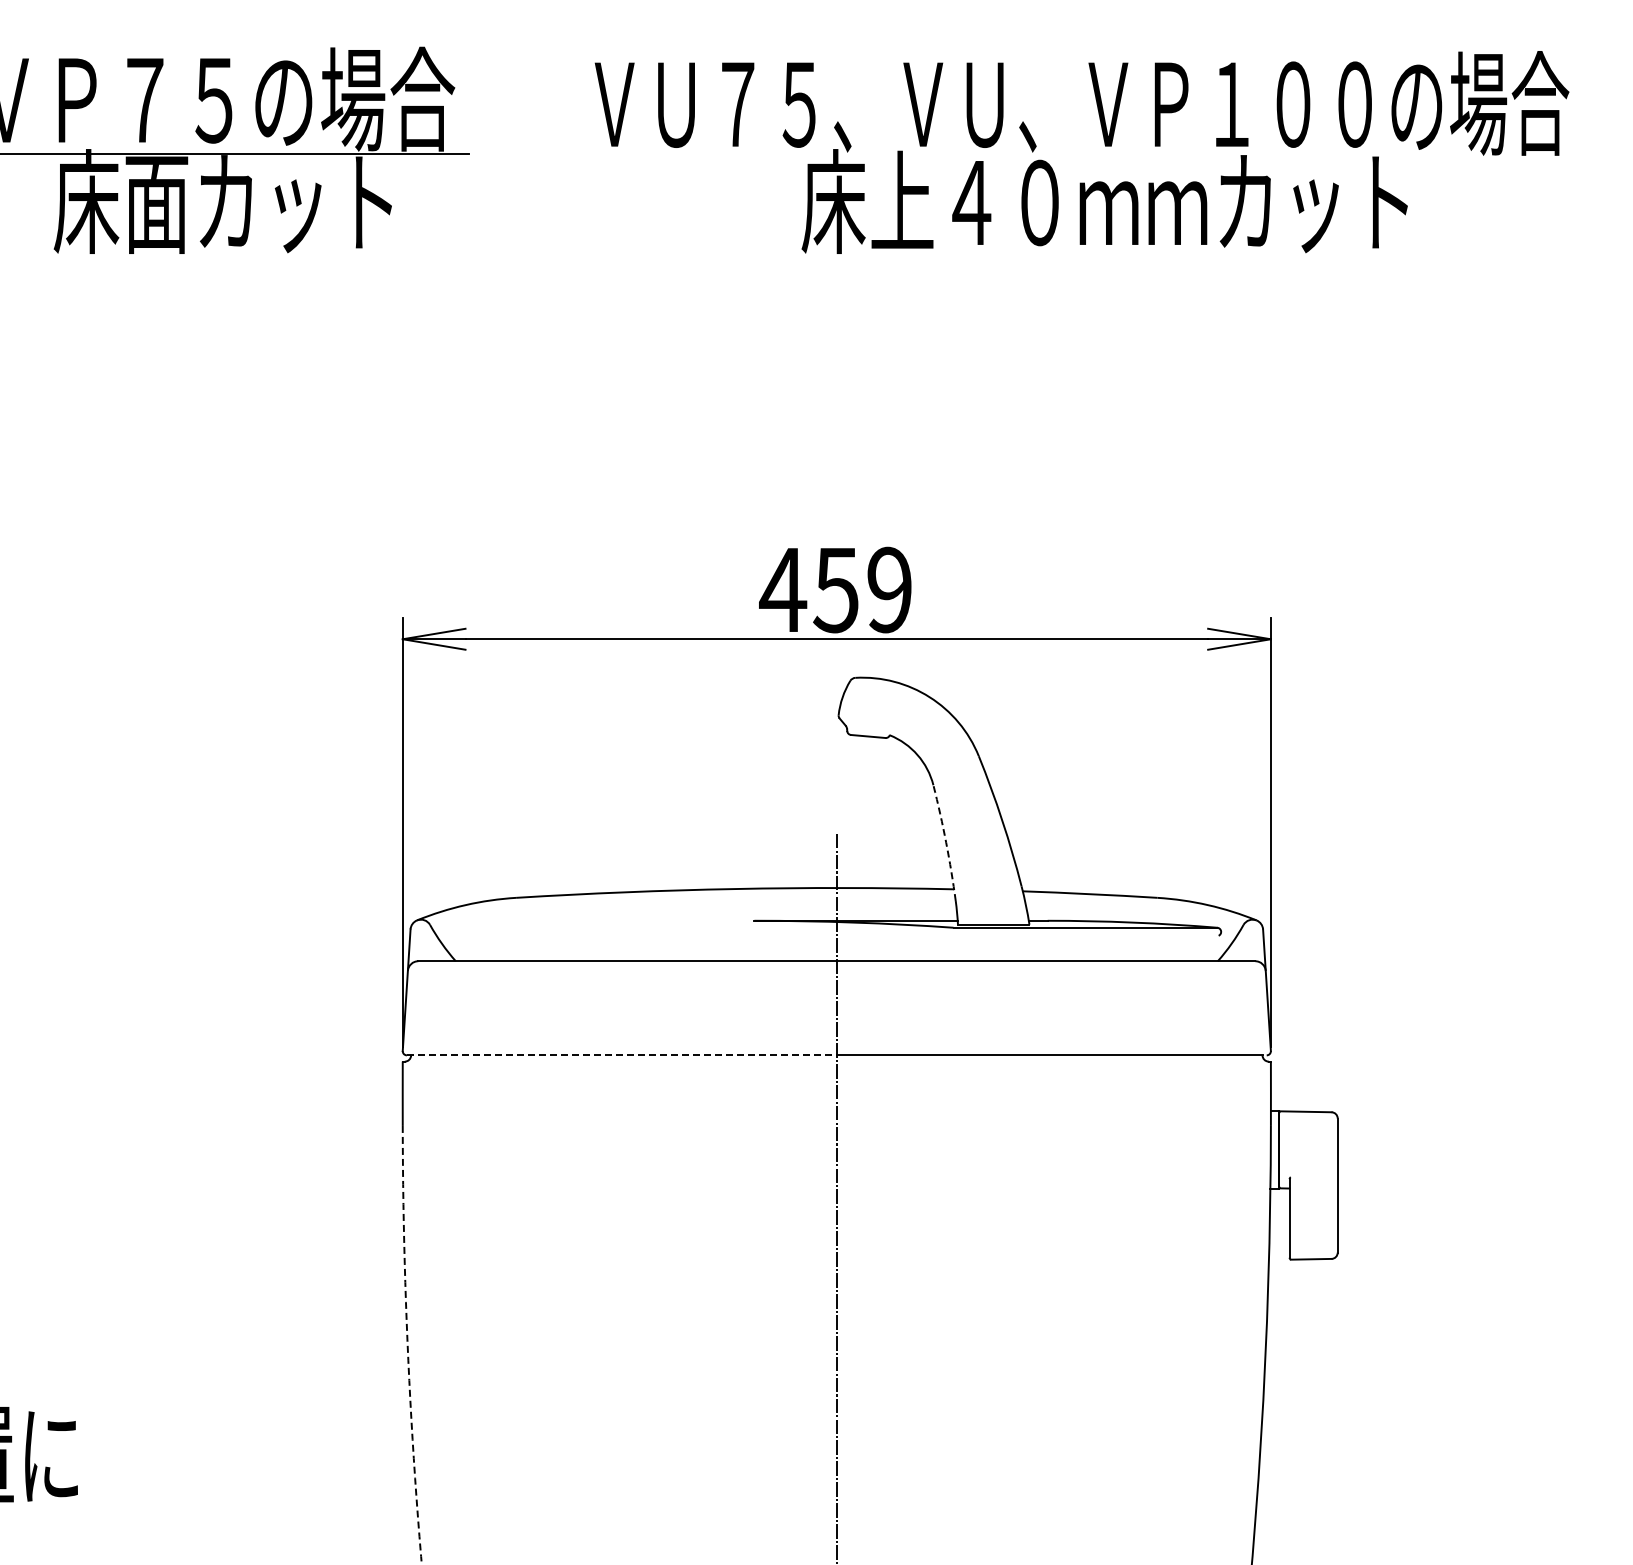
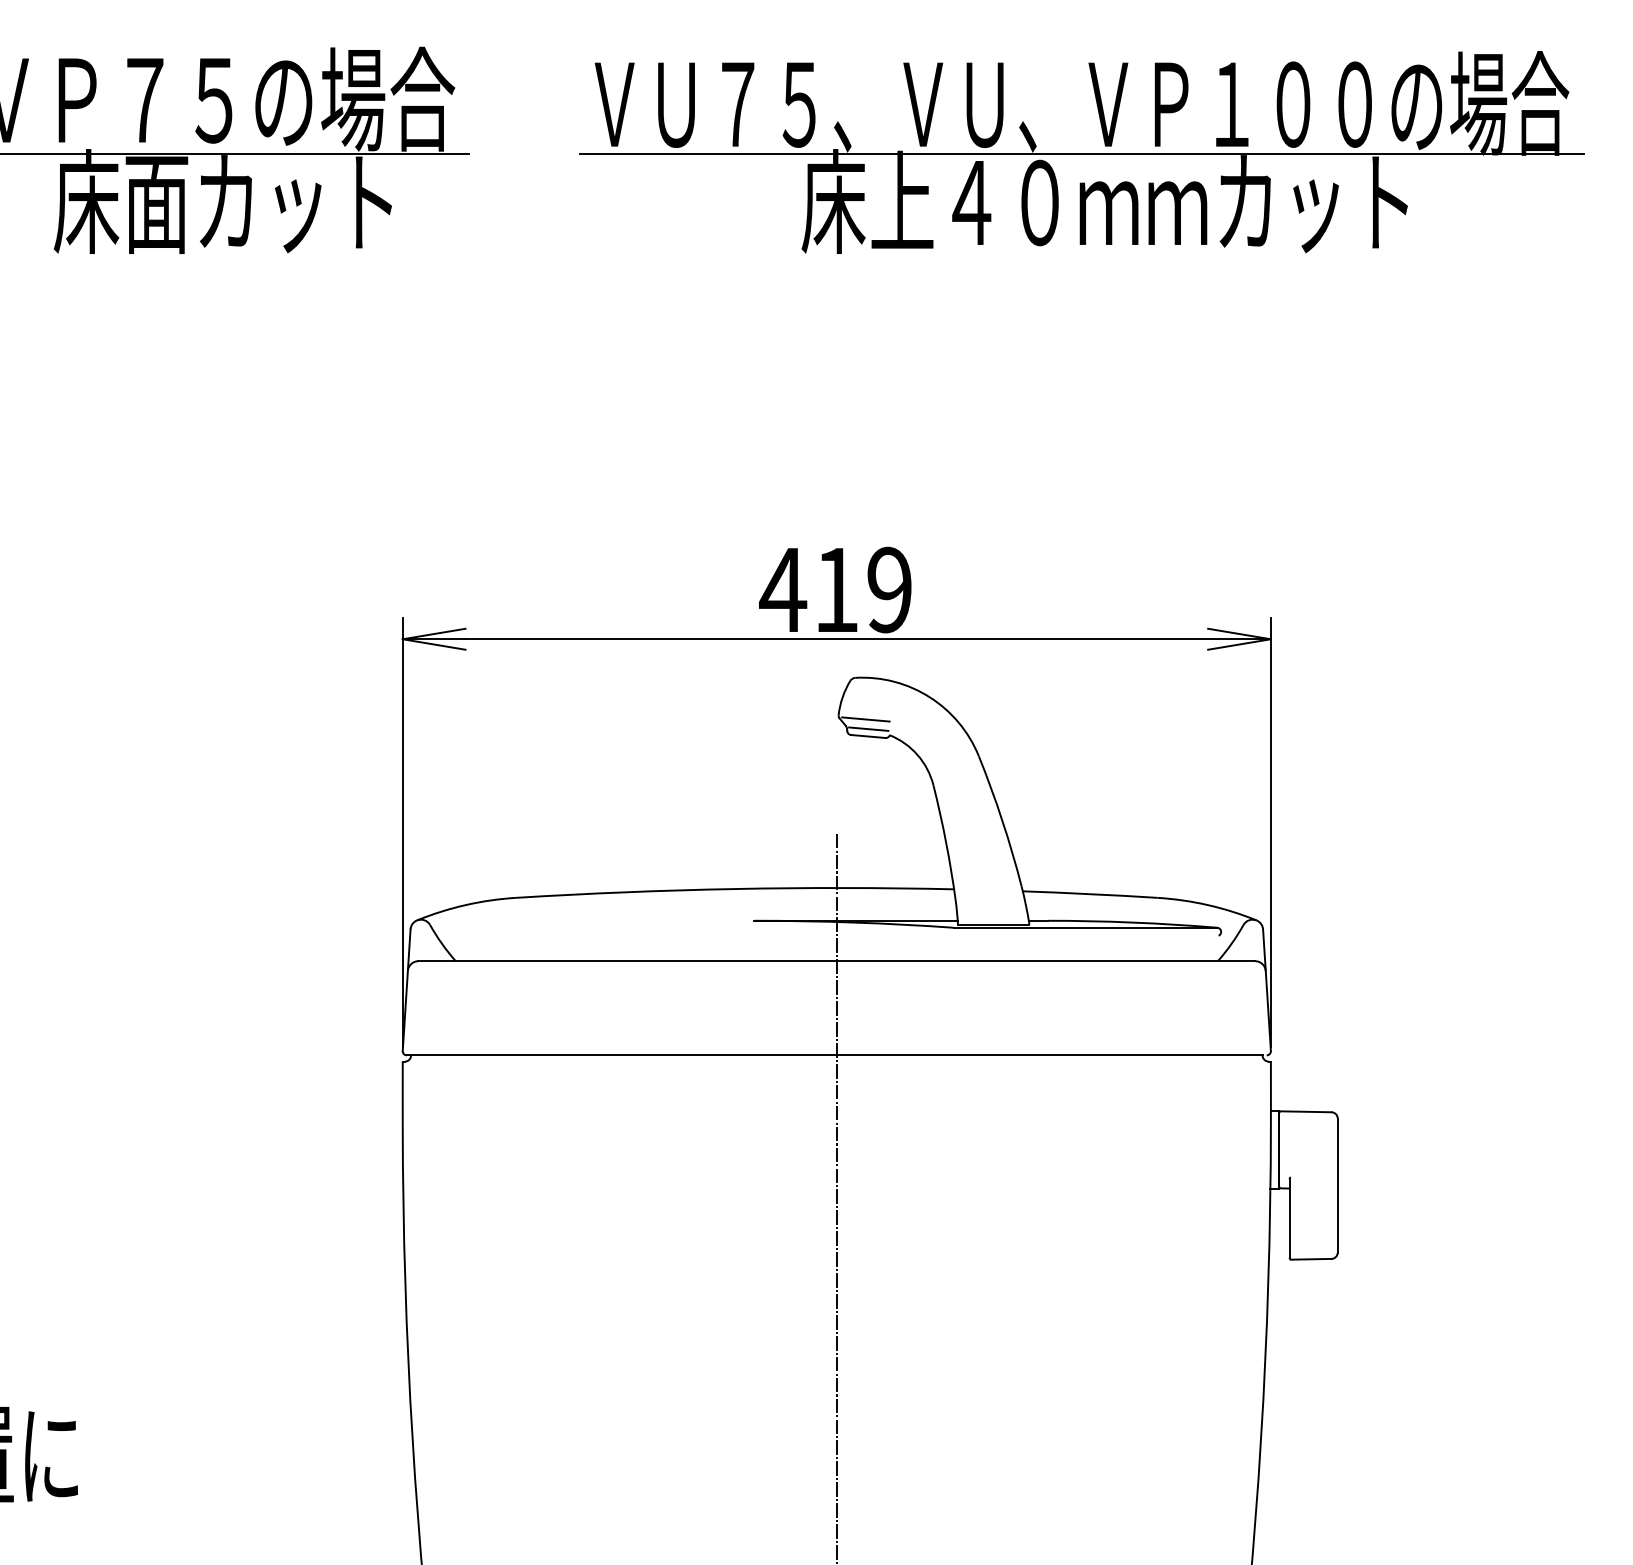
line: none -> present (1081, 153)
text: 459 -> 419 (835, 590)
line: none -> present (865, 719)
line: none -> present (868, 728)
arc: dashed -> solid (946, 842)
line: dashed -> solid (621, 1055)
arc: dashed -> solid (407, 1346)
